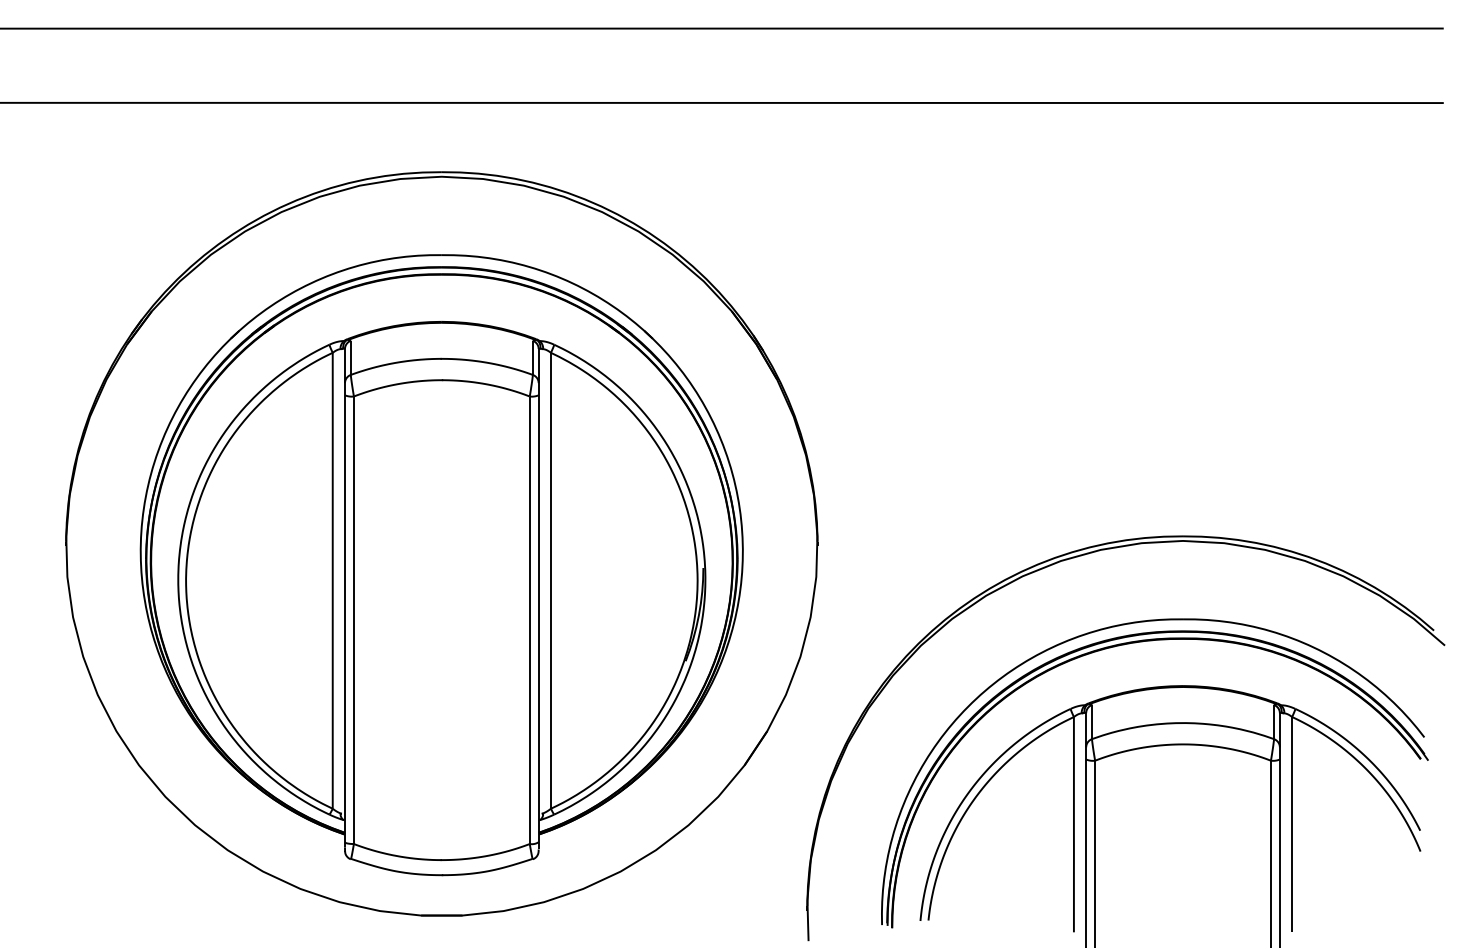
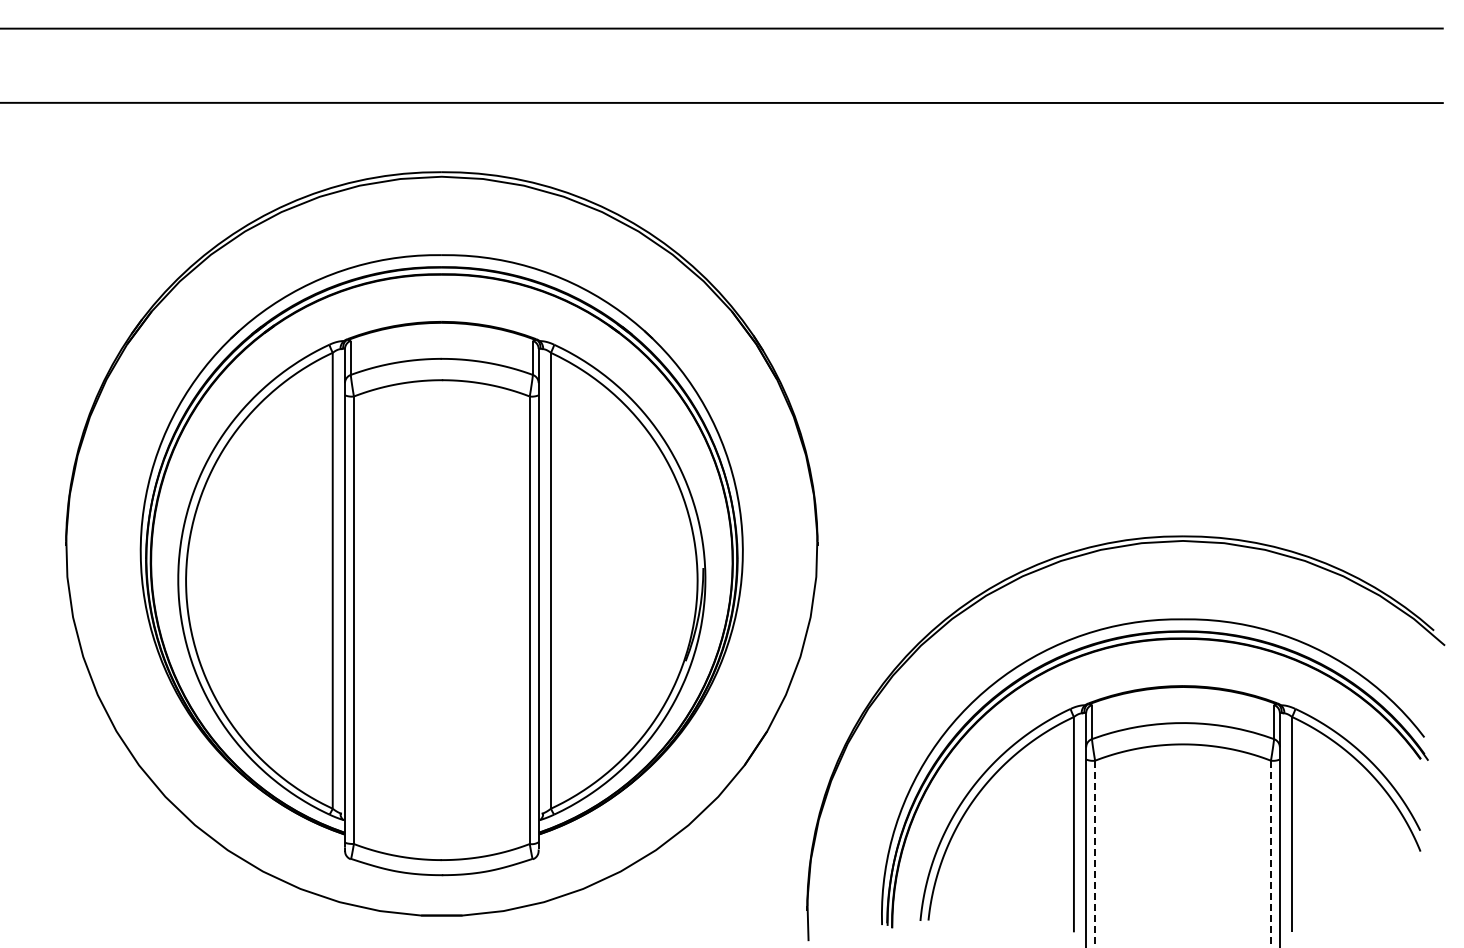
line: solid -> dashed (1095, 853)
line: solid -> dashed (1270, 854)
